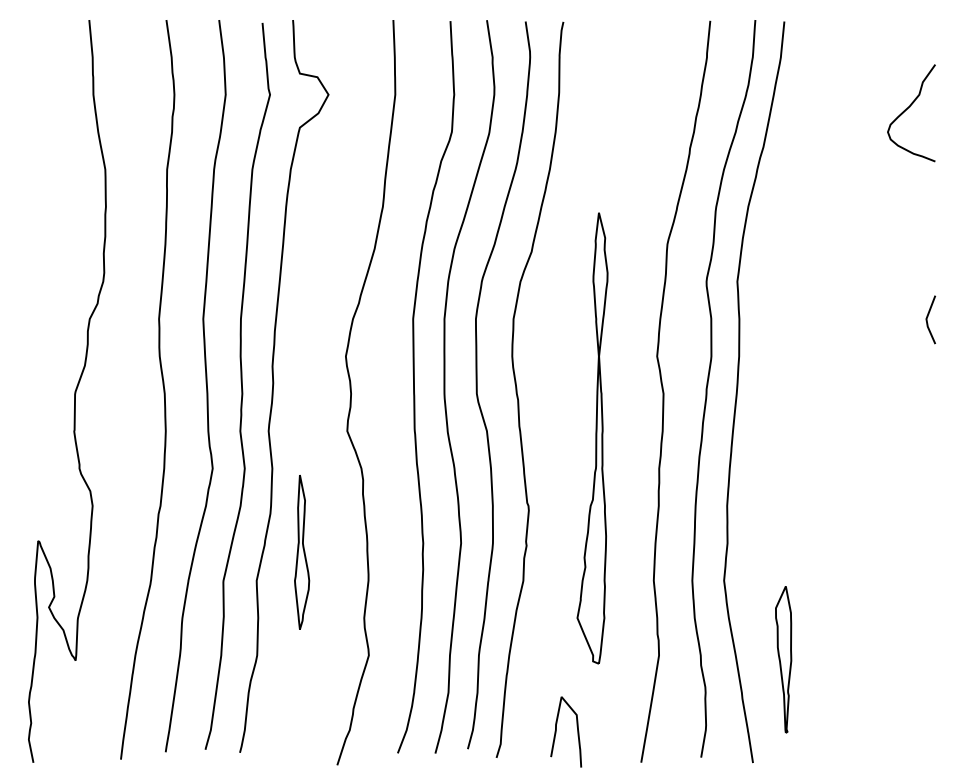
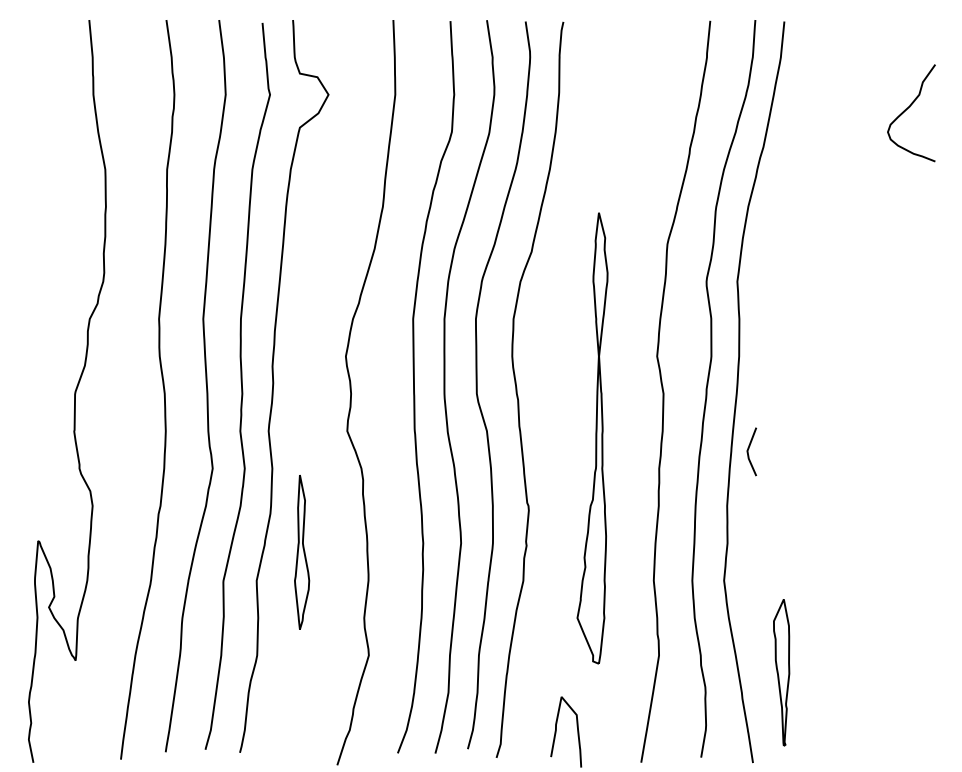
line position: (927, 319) -> (748, 451) (748, 451)
part position: (783, 659) -> (781, 672) (781, 672)
